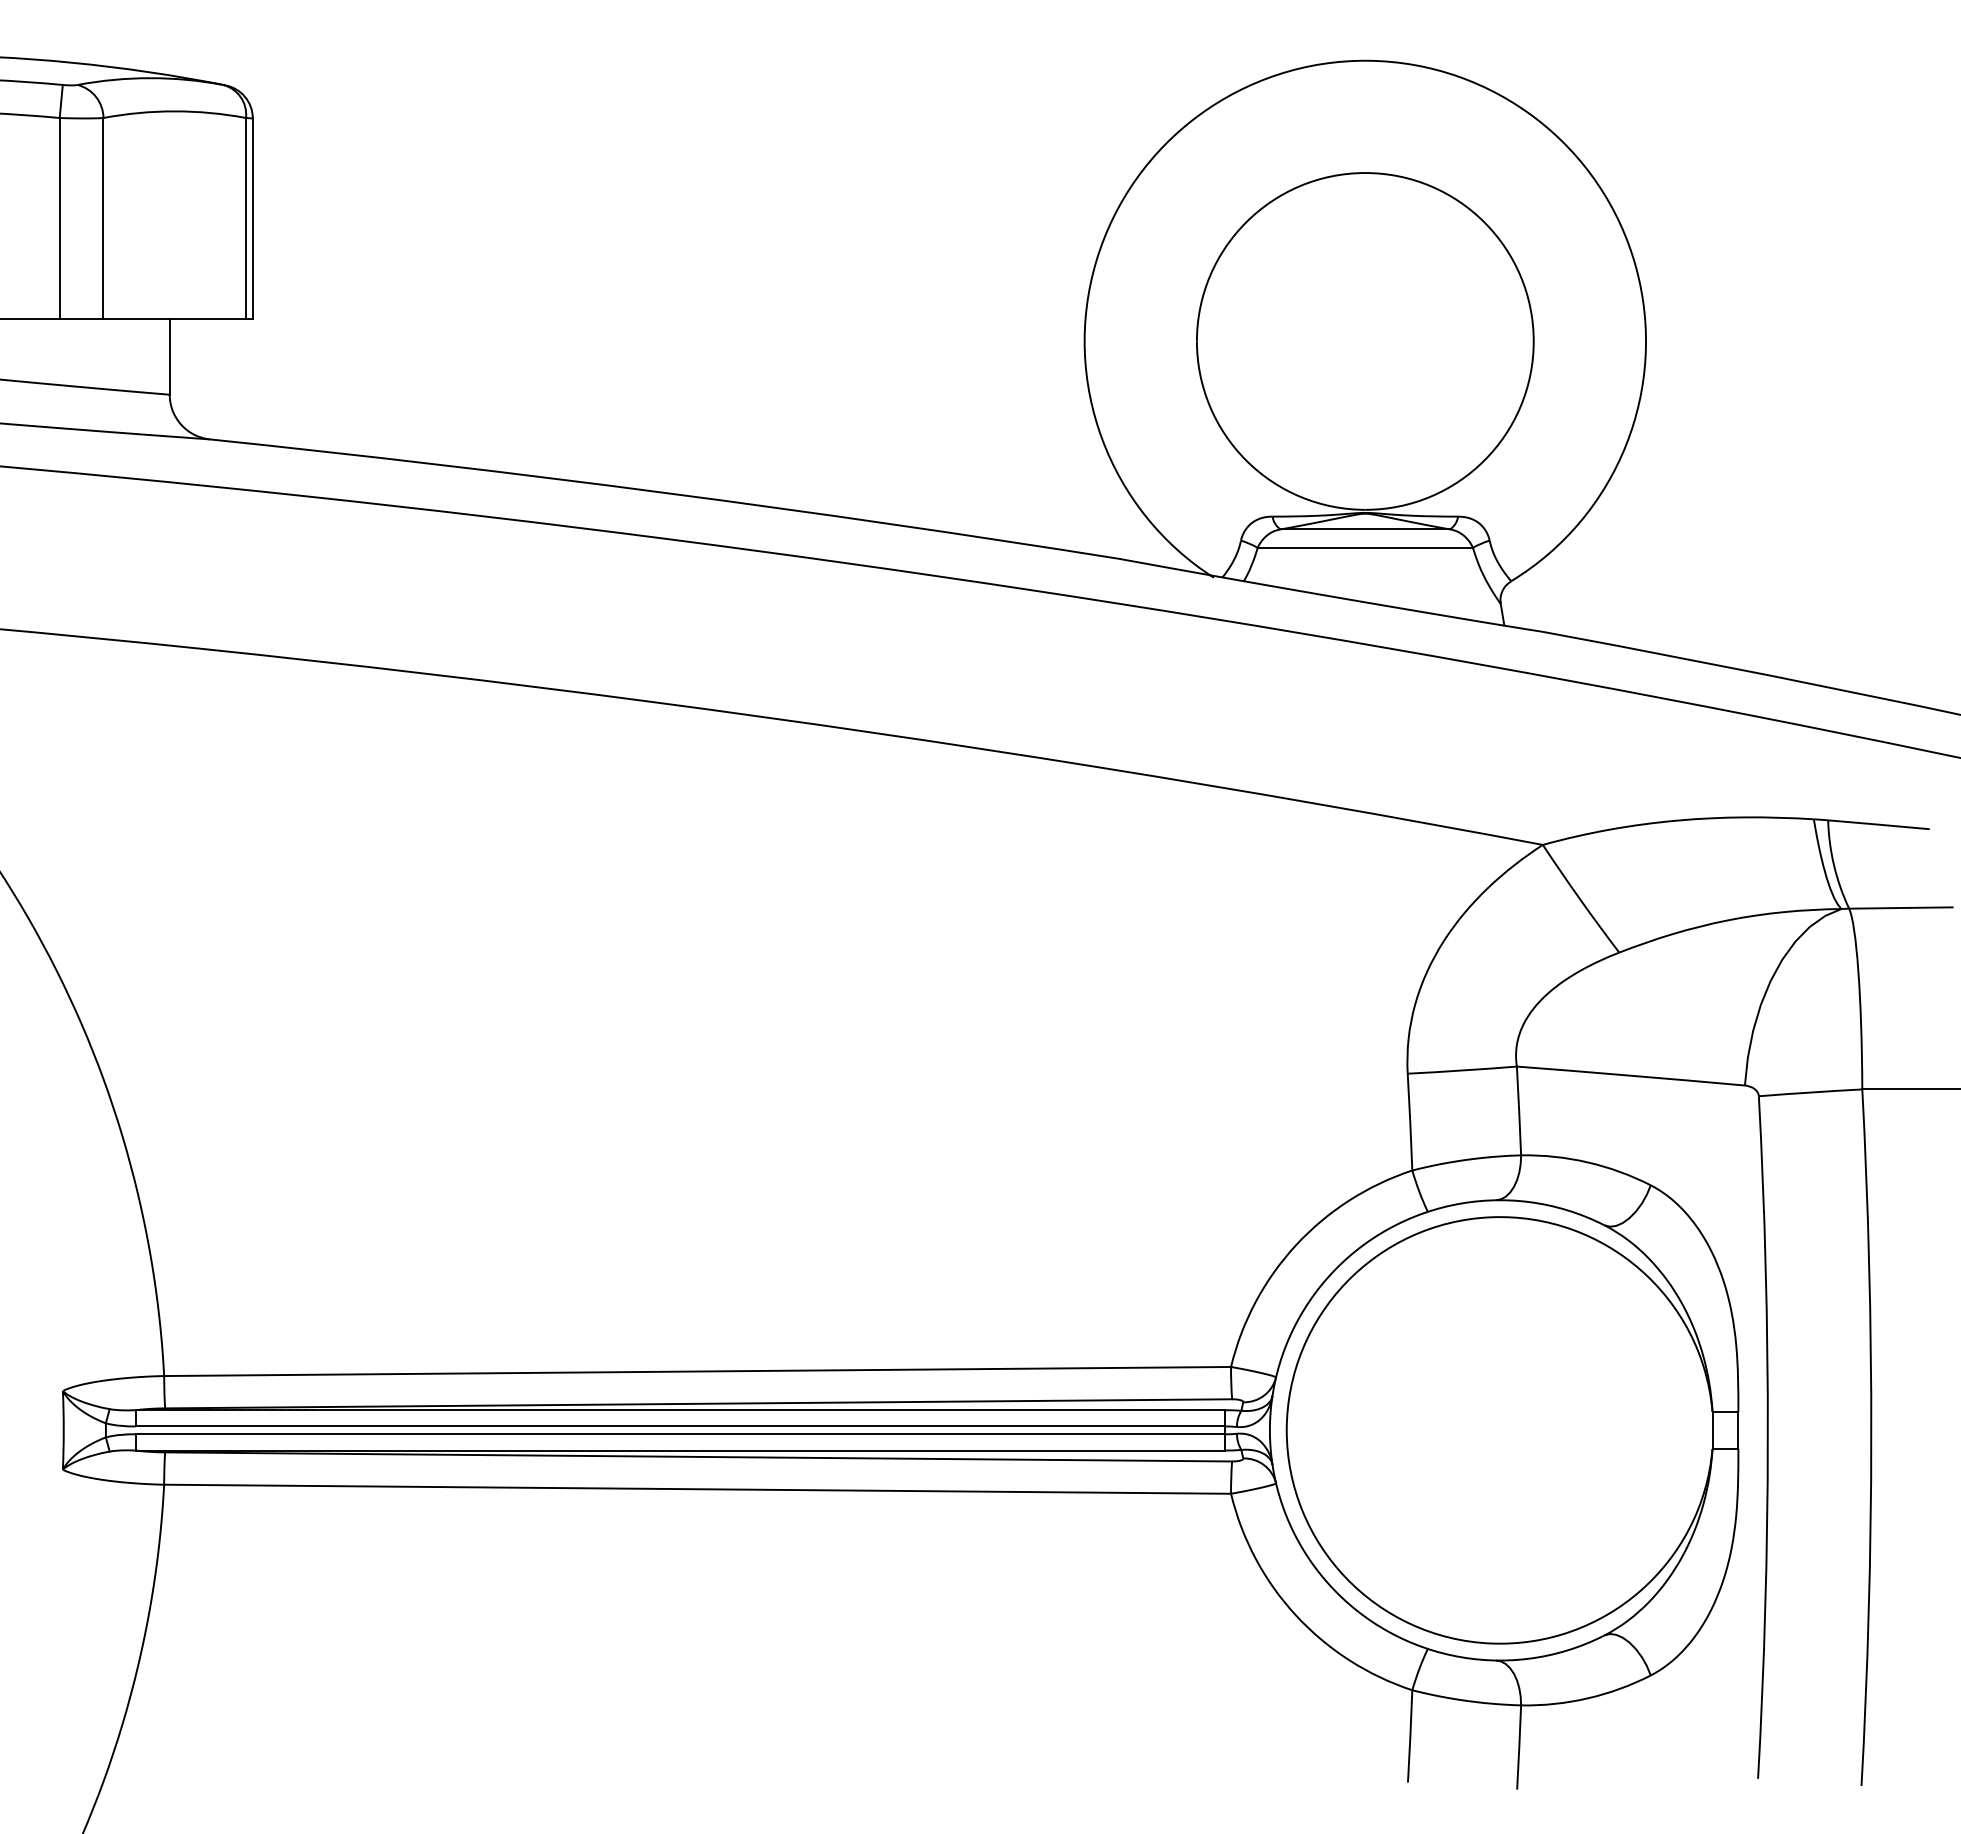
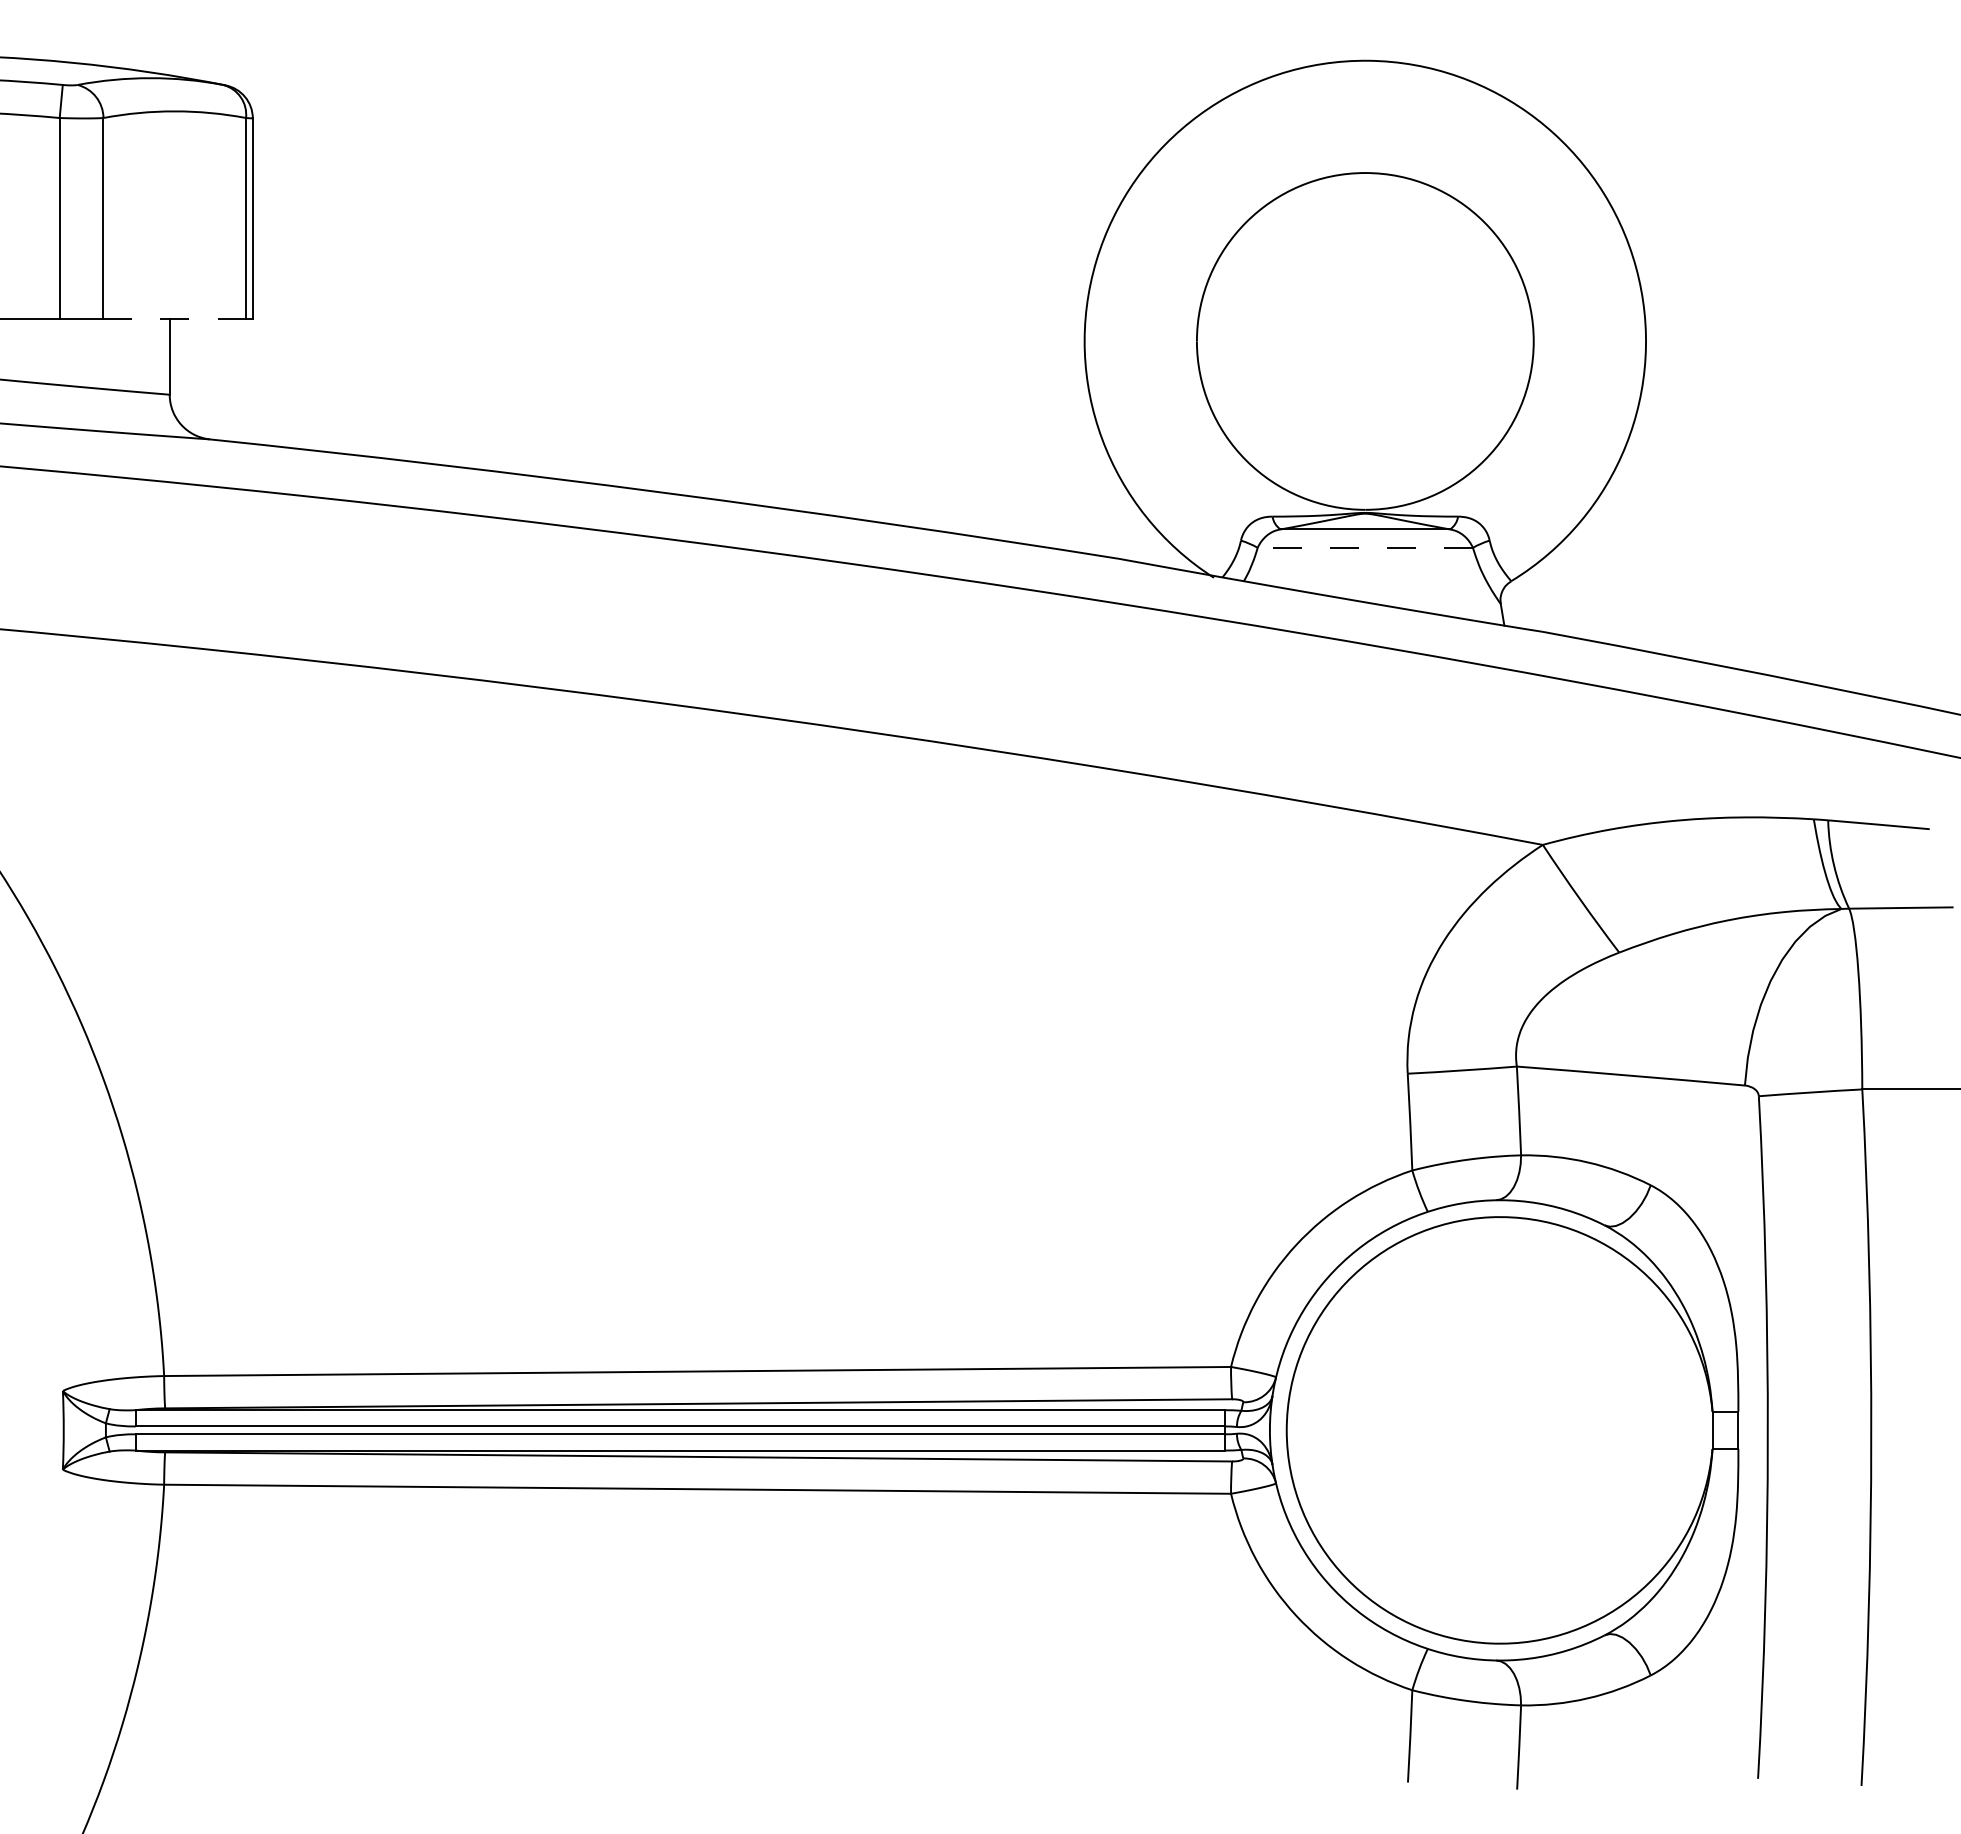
line: solid -> dashed (175, 318)
line: solid -> dashed (1365, 547)
